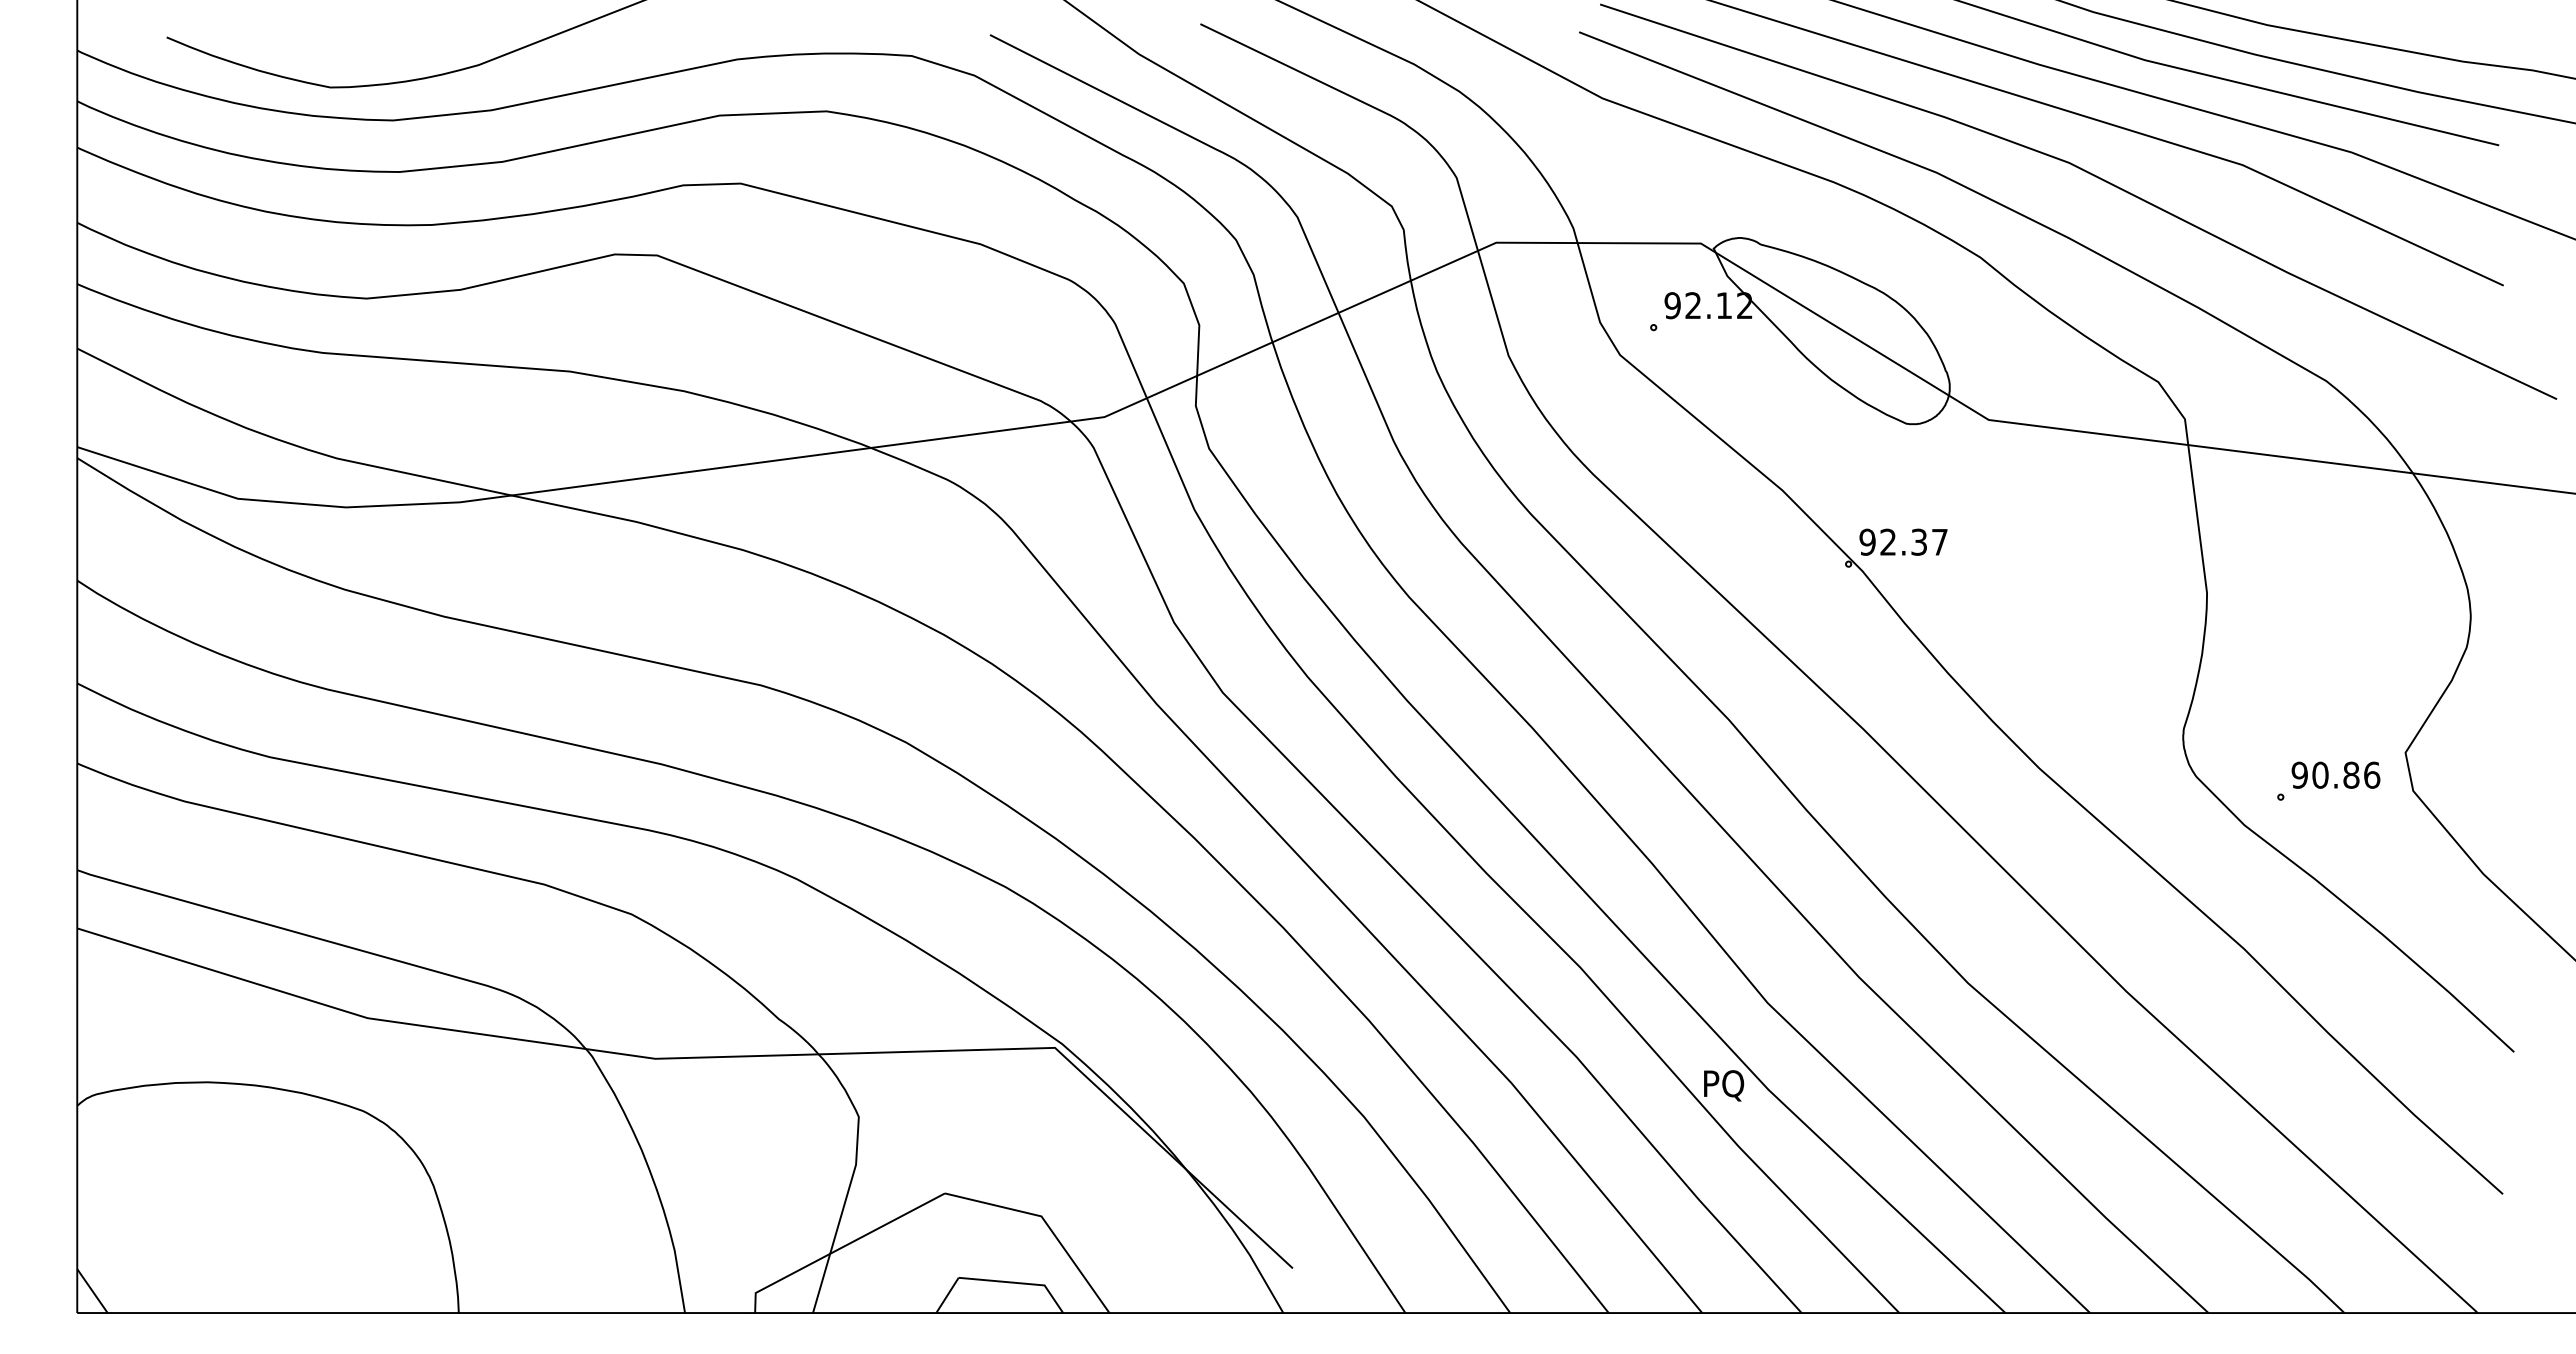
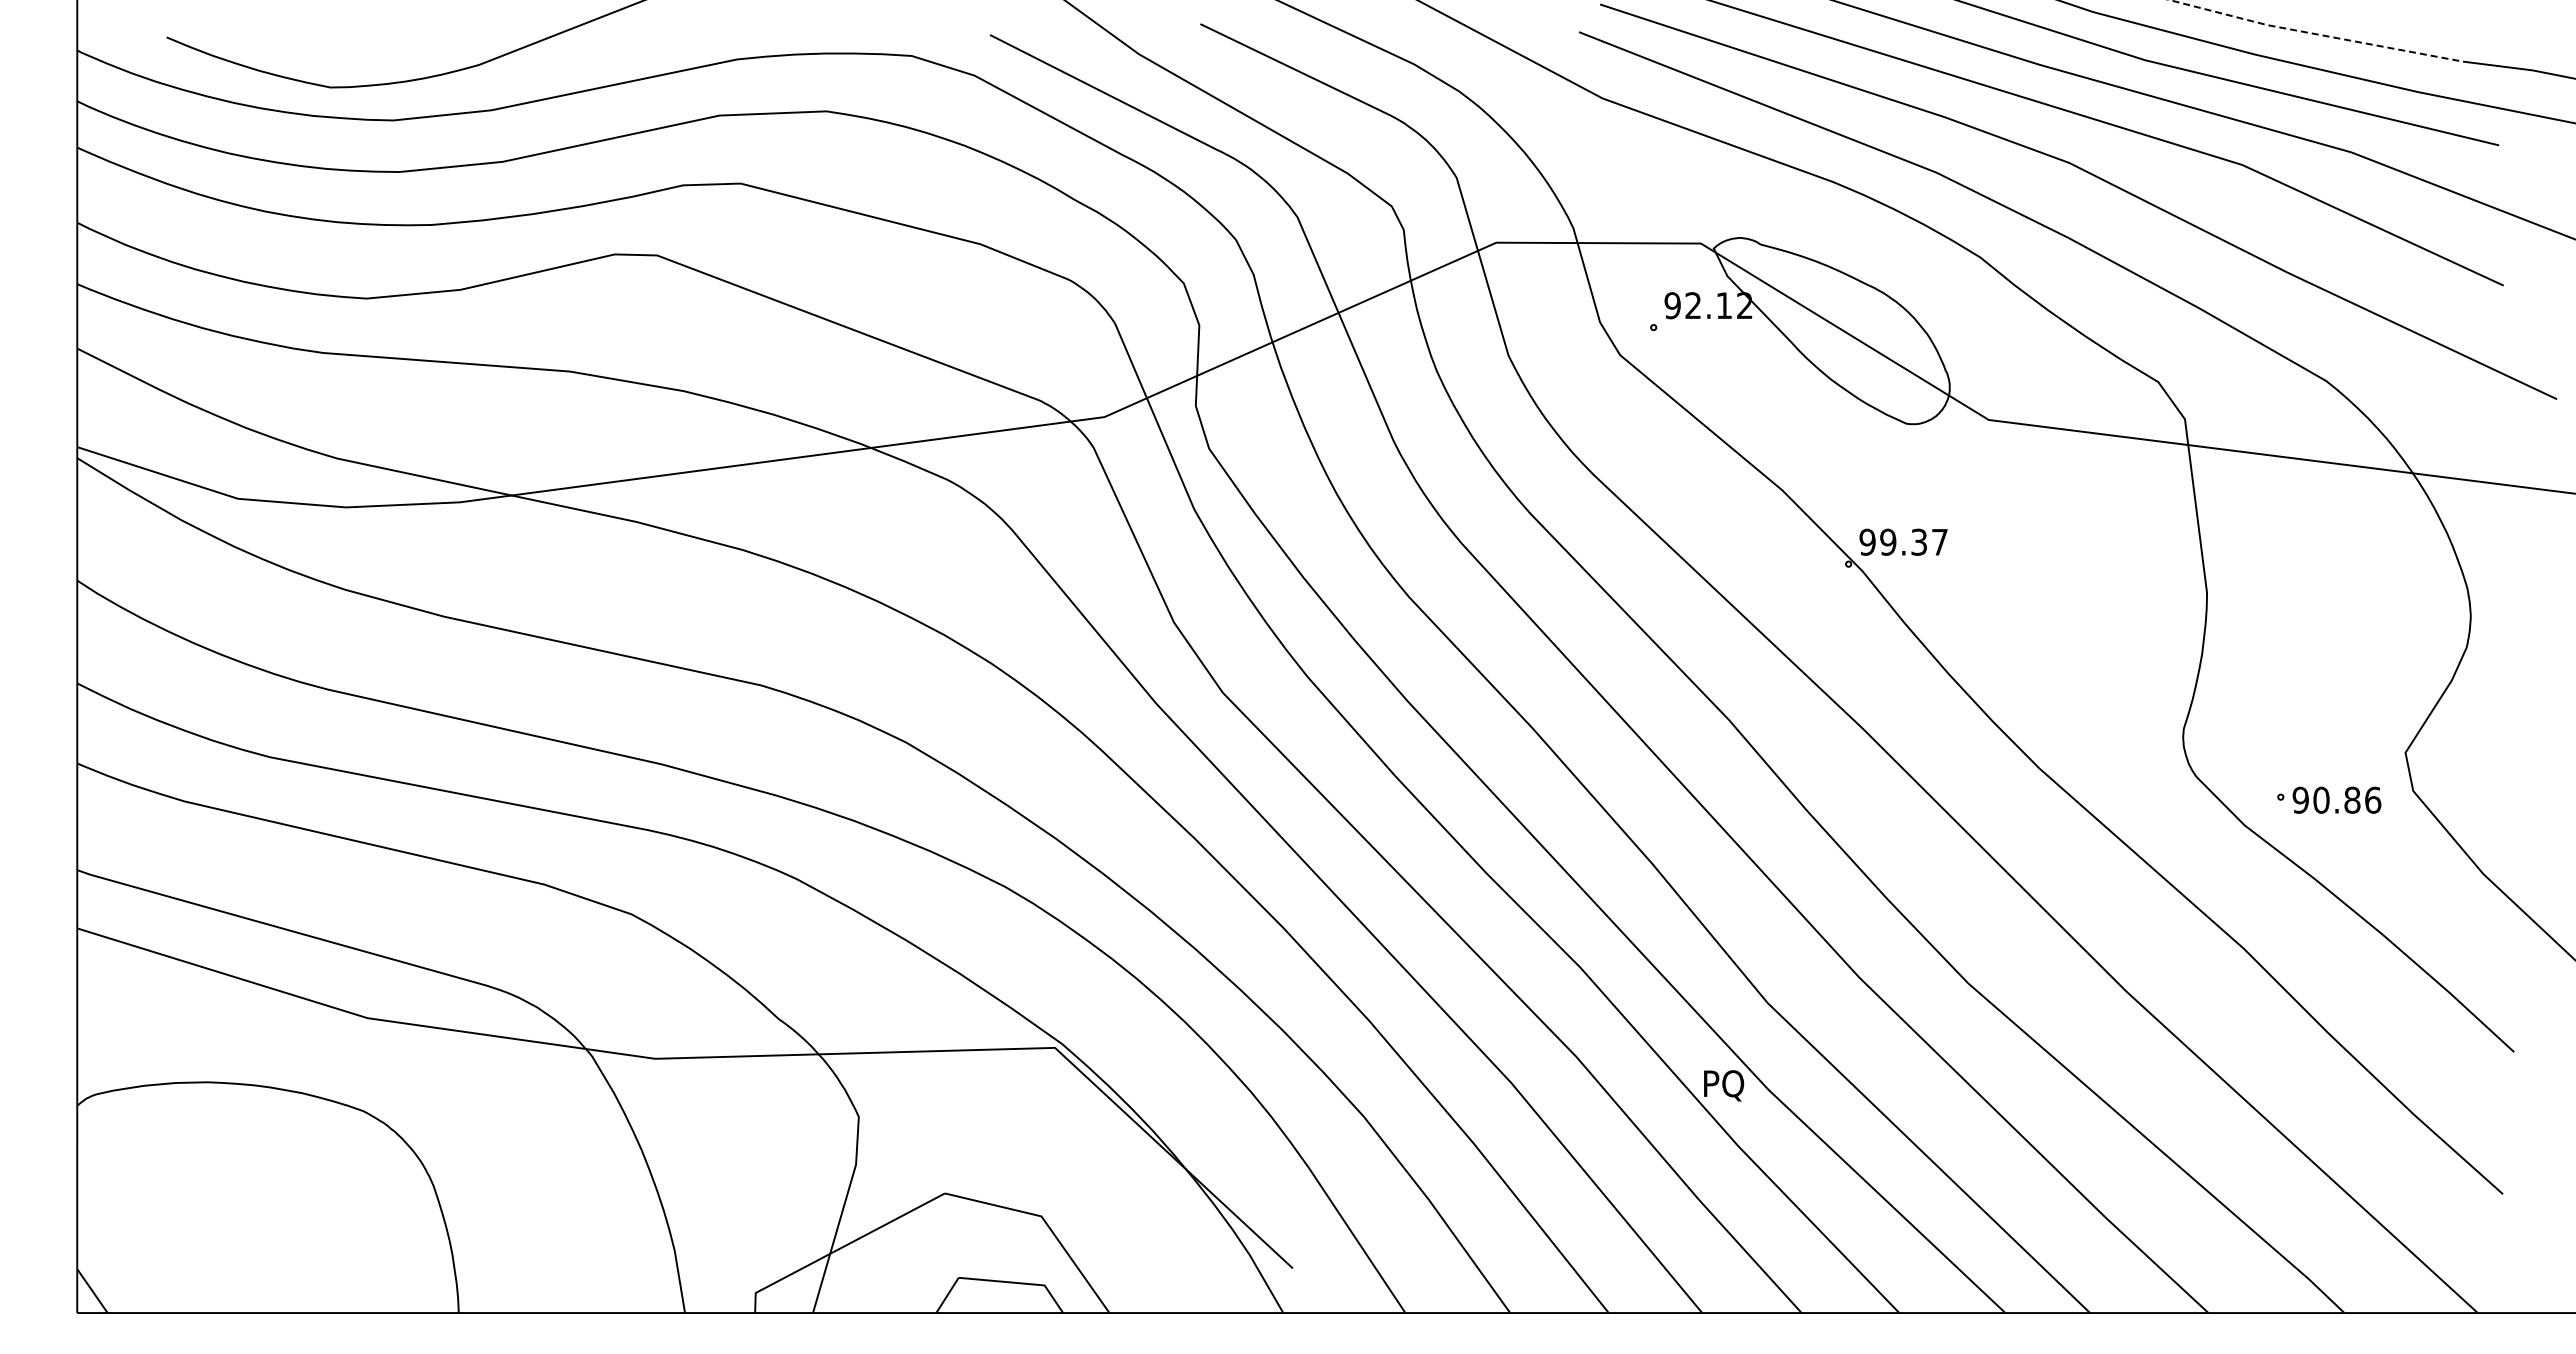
line: solid -> dashed (2314, 33)
text: 92.37 -> 99.37 (1888, 541)
text position: (2335, 774) -> (2336, 799) (2336, 799)
